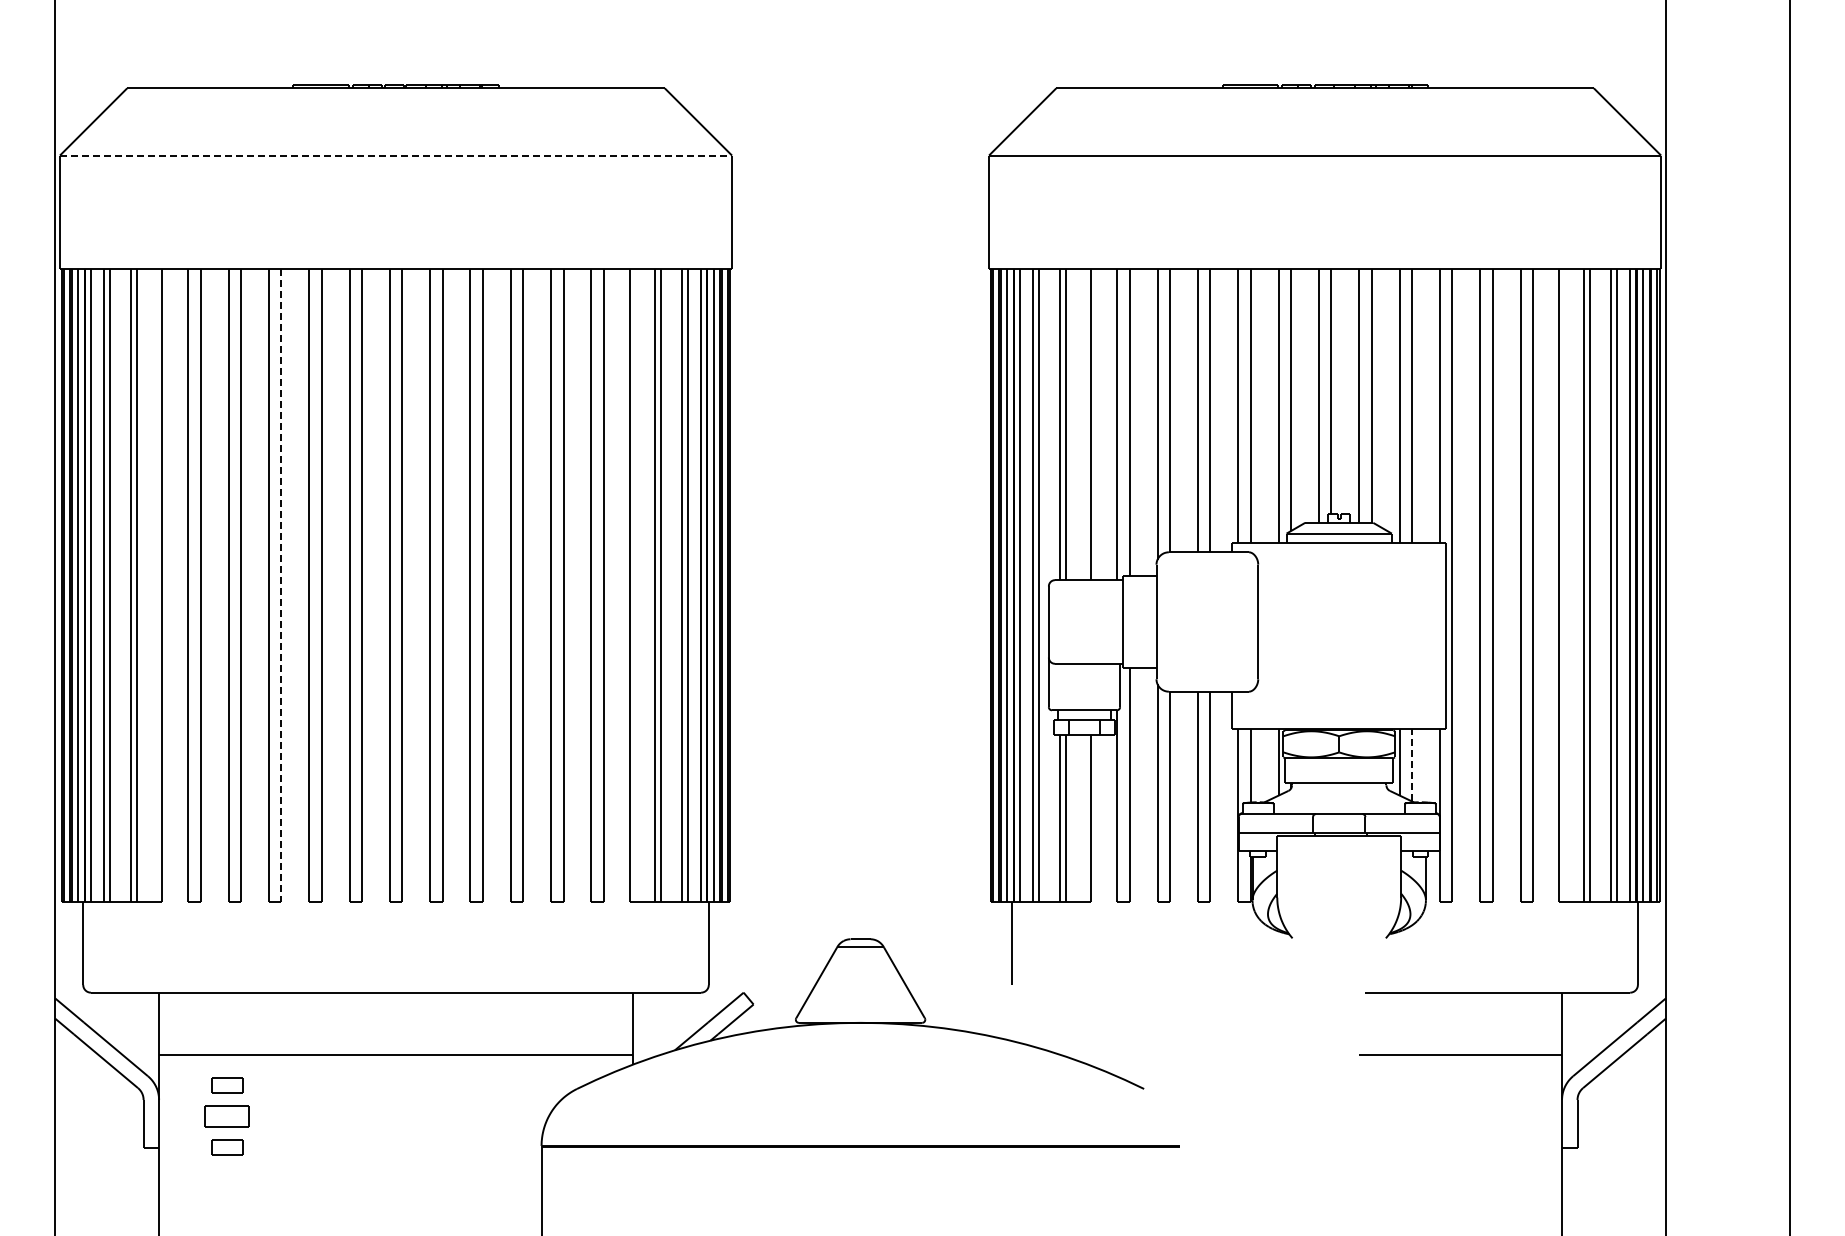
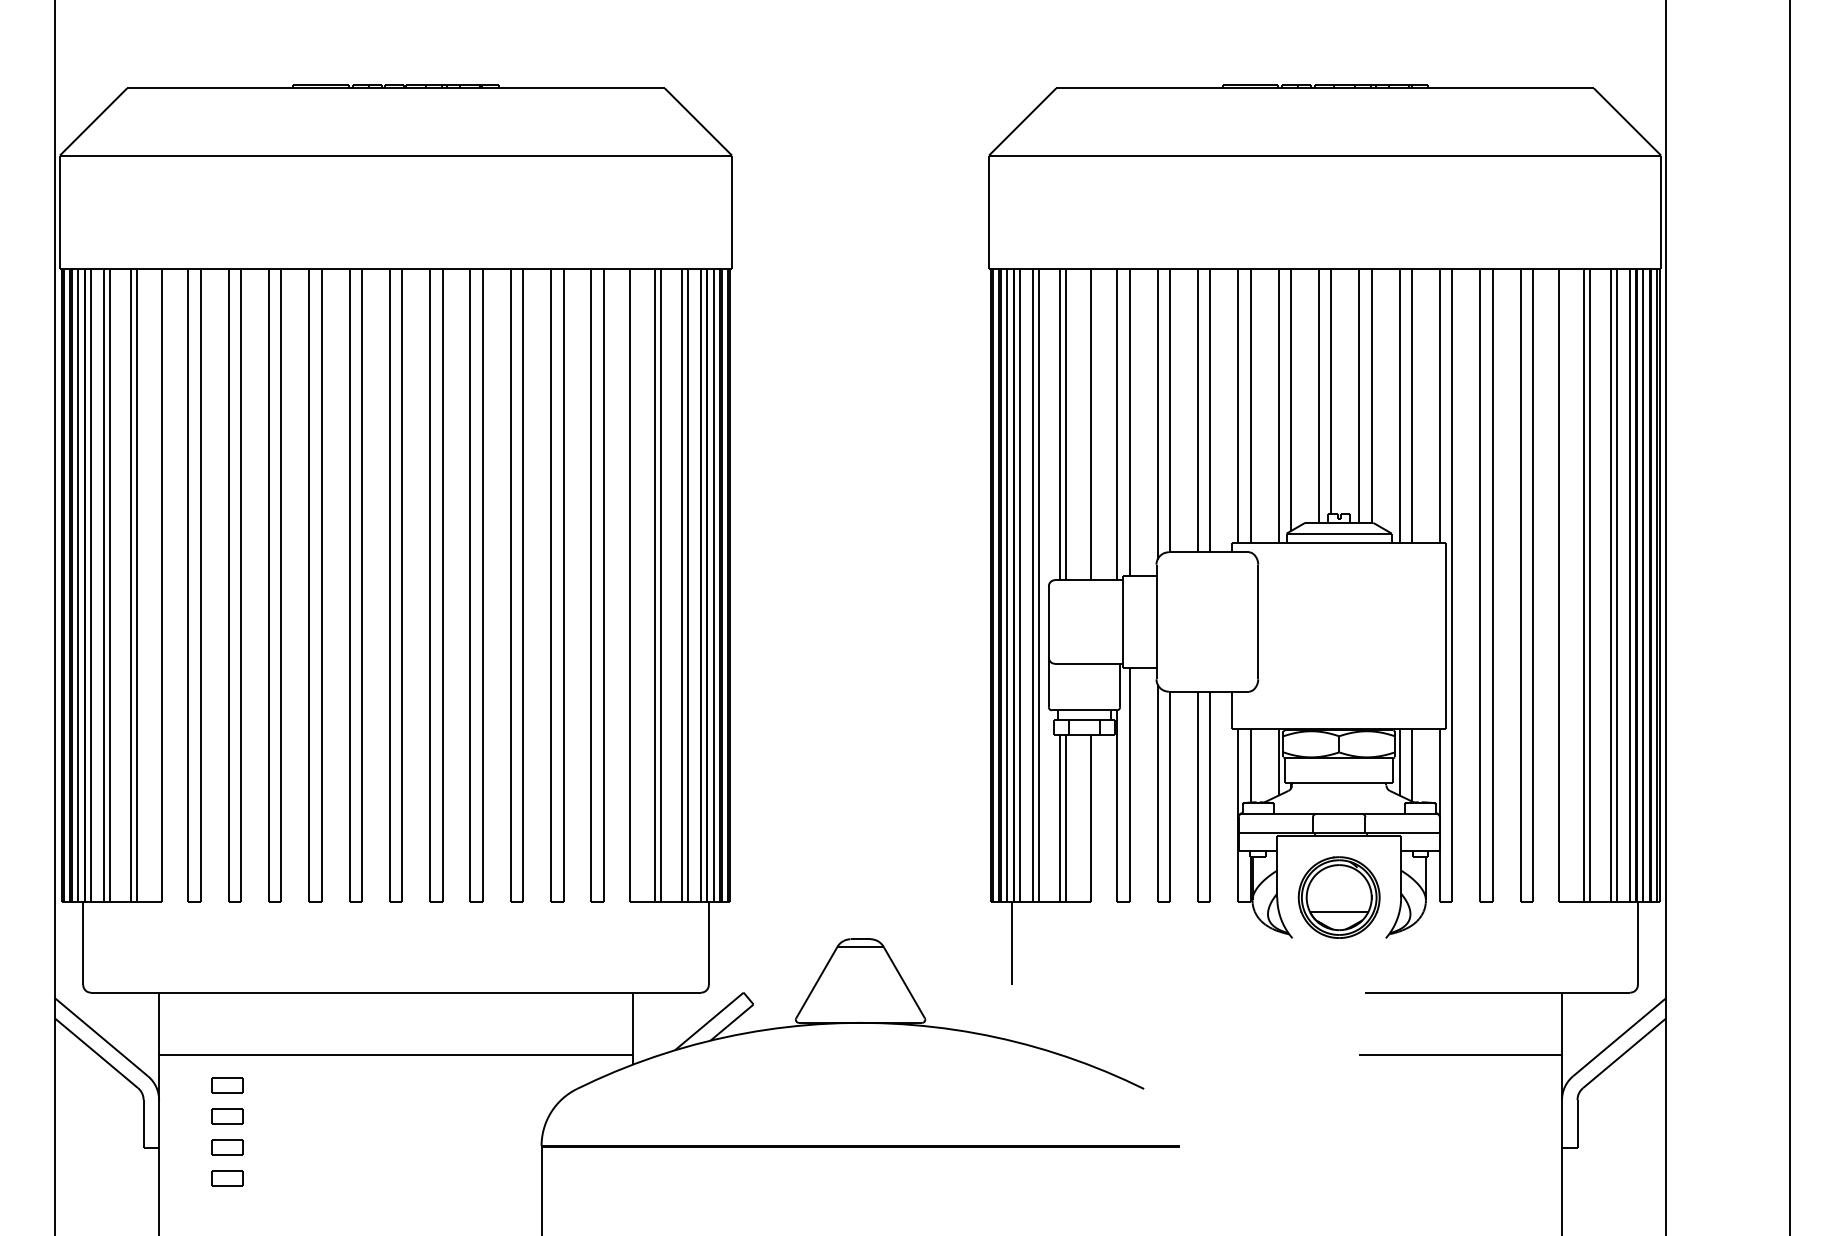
line: dashed -> solid (396, 155)
line: dashed -> solid (281, 585)
line: dashed -> solid (1411, 764)
part: none -> present (1338, 897)
part size: 46x23 px -> 33x17 px (227, 1116)
part: none -> present (227, 1178)
